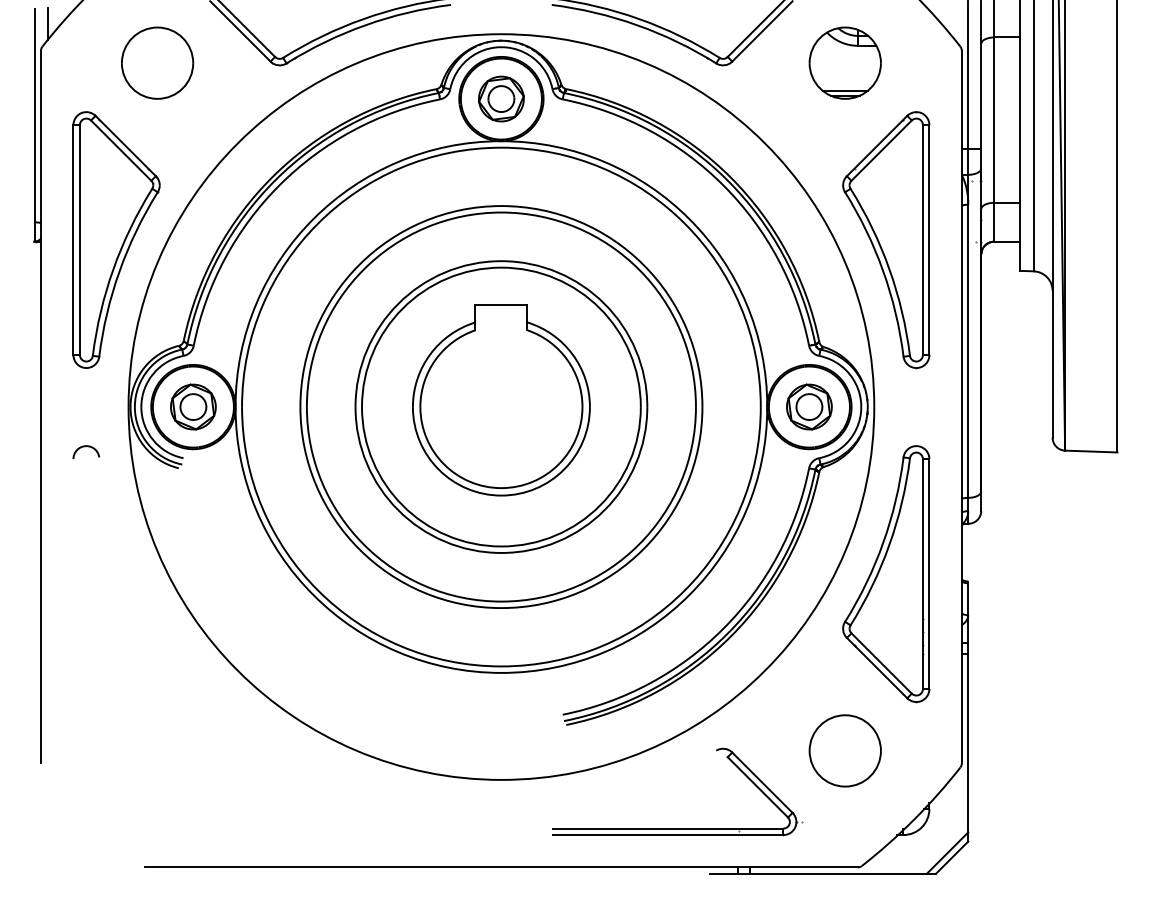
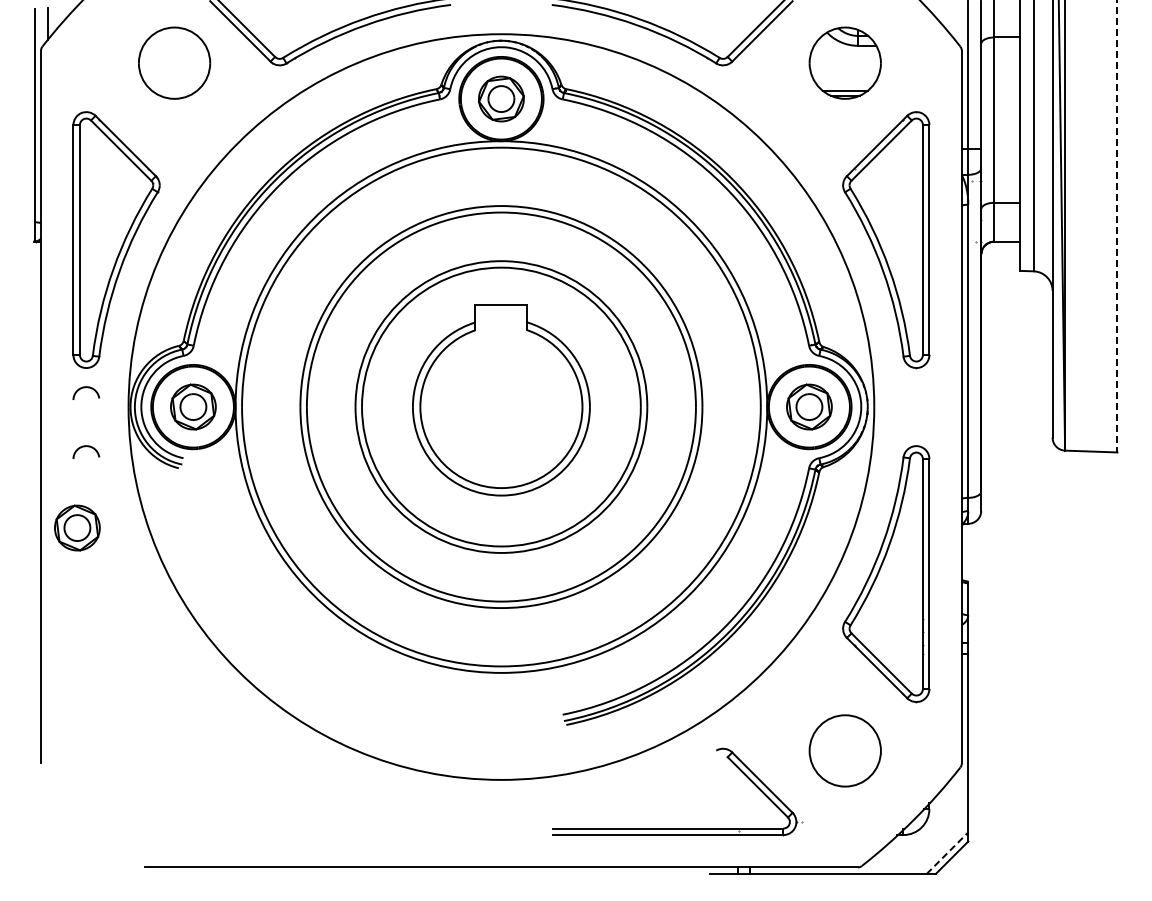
part position: (157, 62) -> (174, 62) (174, 62)
line: solid -> dashed (1117, 226)
part: none -> present (86, 392)
part: none -> present (77, 527)
line: solid -> dashed (947, 852)
